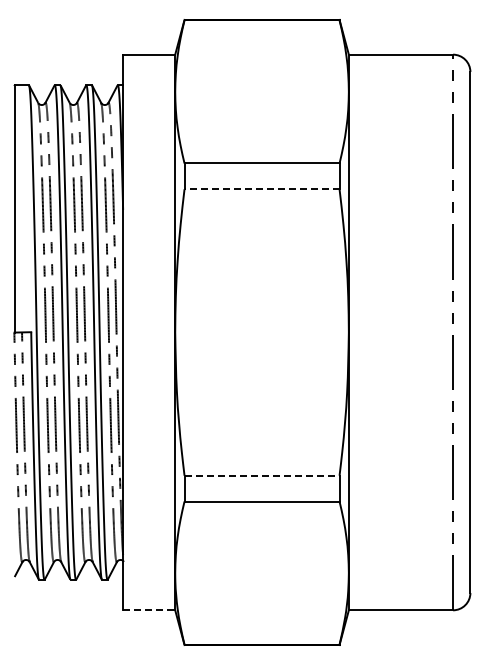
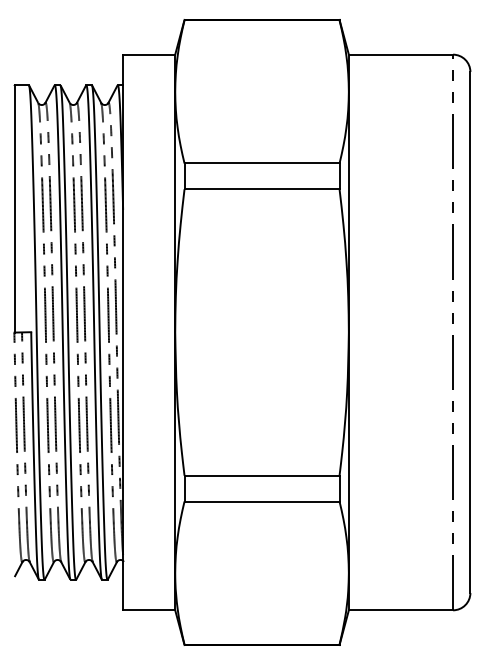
line: dashed -> solid (262, 189)
line: dashed -> solid (262, 475)
line: dashed -> solid (149, 610)
